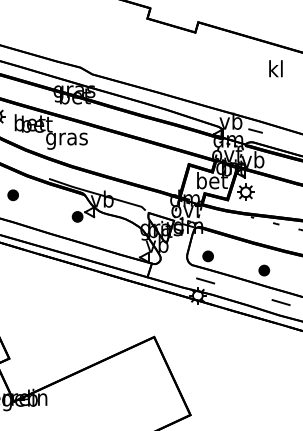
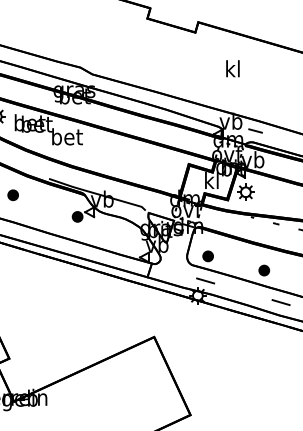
text position: (275, 68) -> (232, 68) (232, 68)
text: gras -> bet (66, 138)
text: bet -> kl (212, 180)
